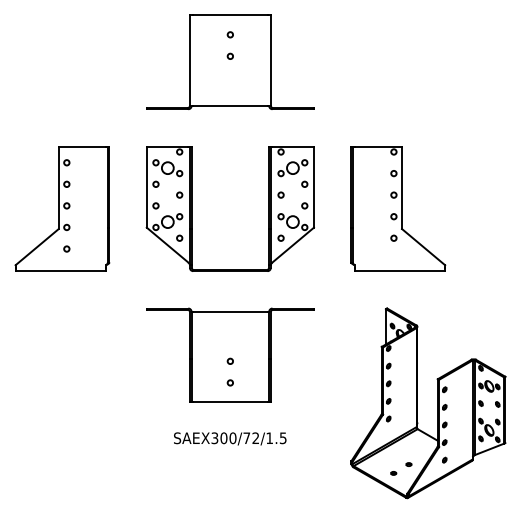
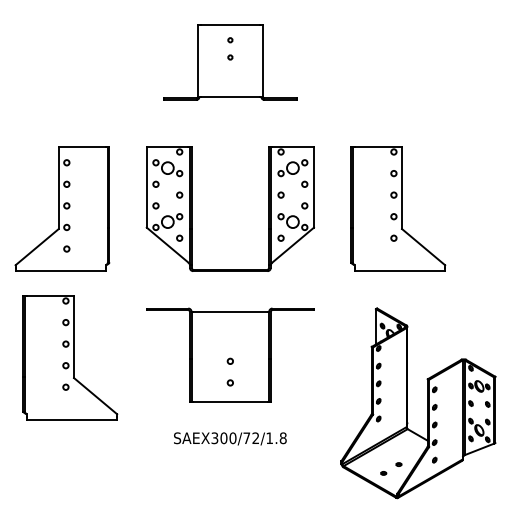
part size: 169x96 px -> 135x77 px (230, 62)
part: none -> present (70, 357)
part position: (437, 403) -> (427, 403) (427, 403)
text: SAEX300/72/1.5 -> SAEX300/72/1.8 (282, 438)
